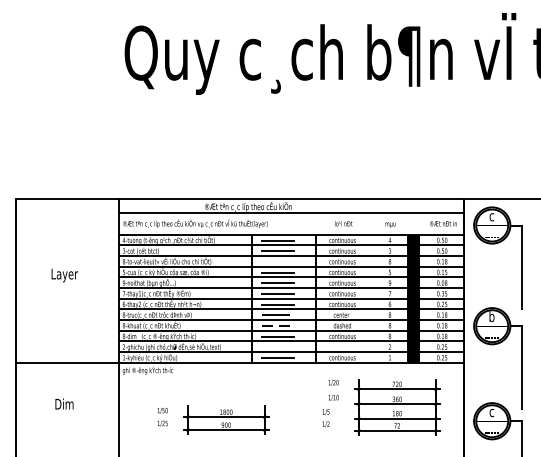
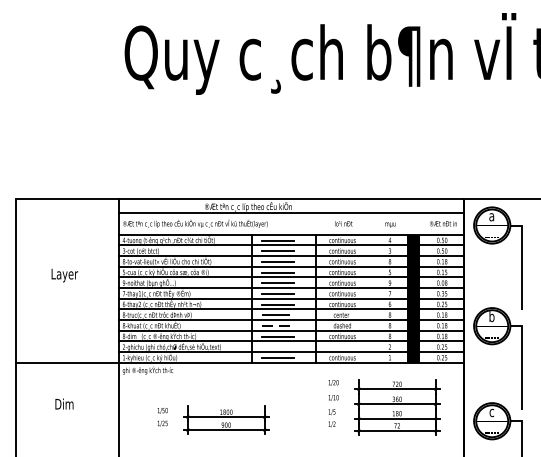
text: c -> a (491, 217)
line: none -> present (278, 262)
text position: (325, 418) -> (331, 418) (331, 418)
